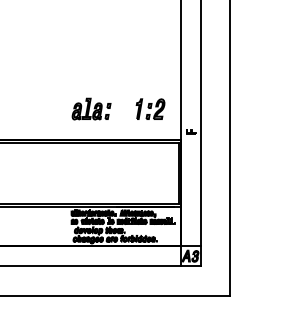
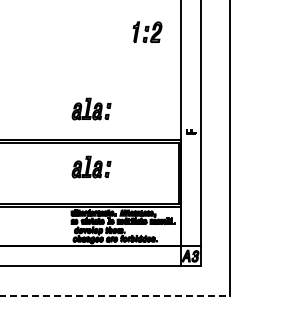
part position: (150, 108) -> (147, 31) (147, 31)
part: none -> present (91, 166)
line: solid -> dashed (115, 295)
